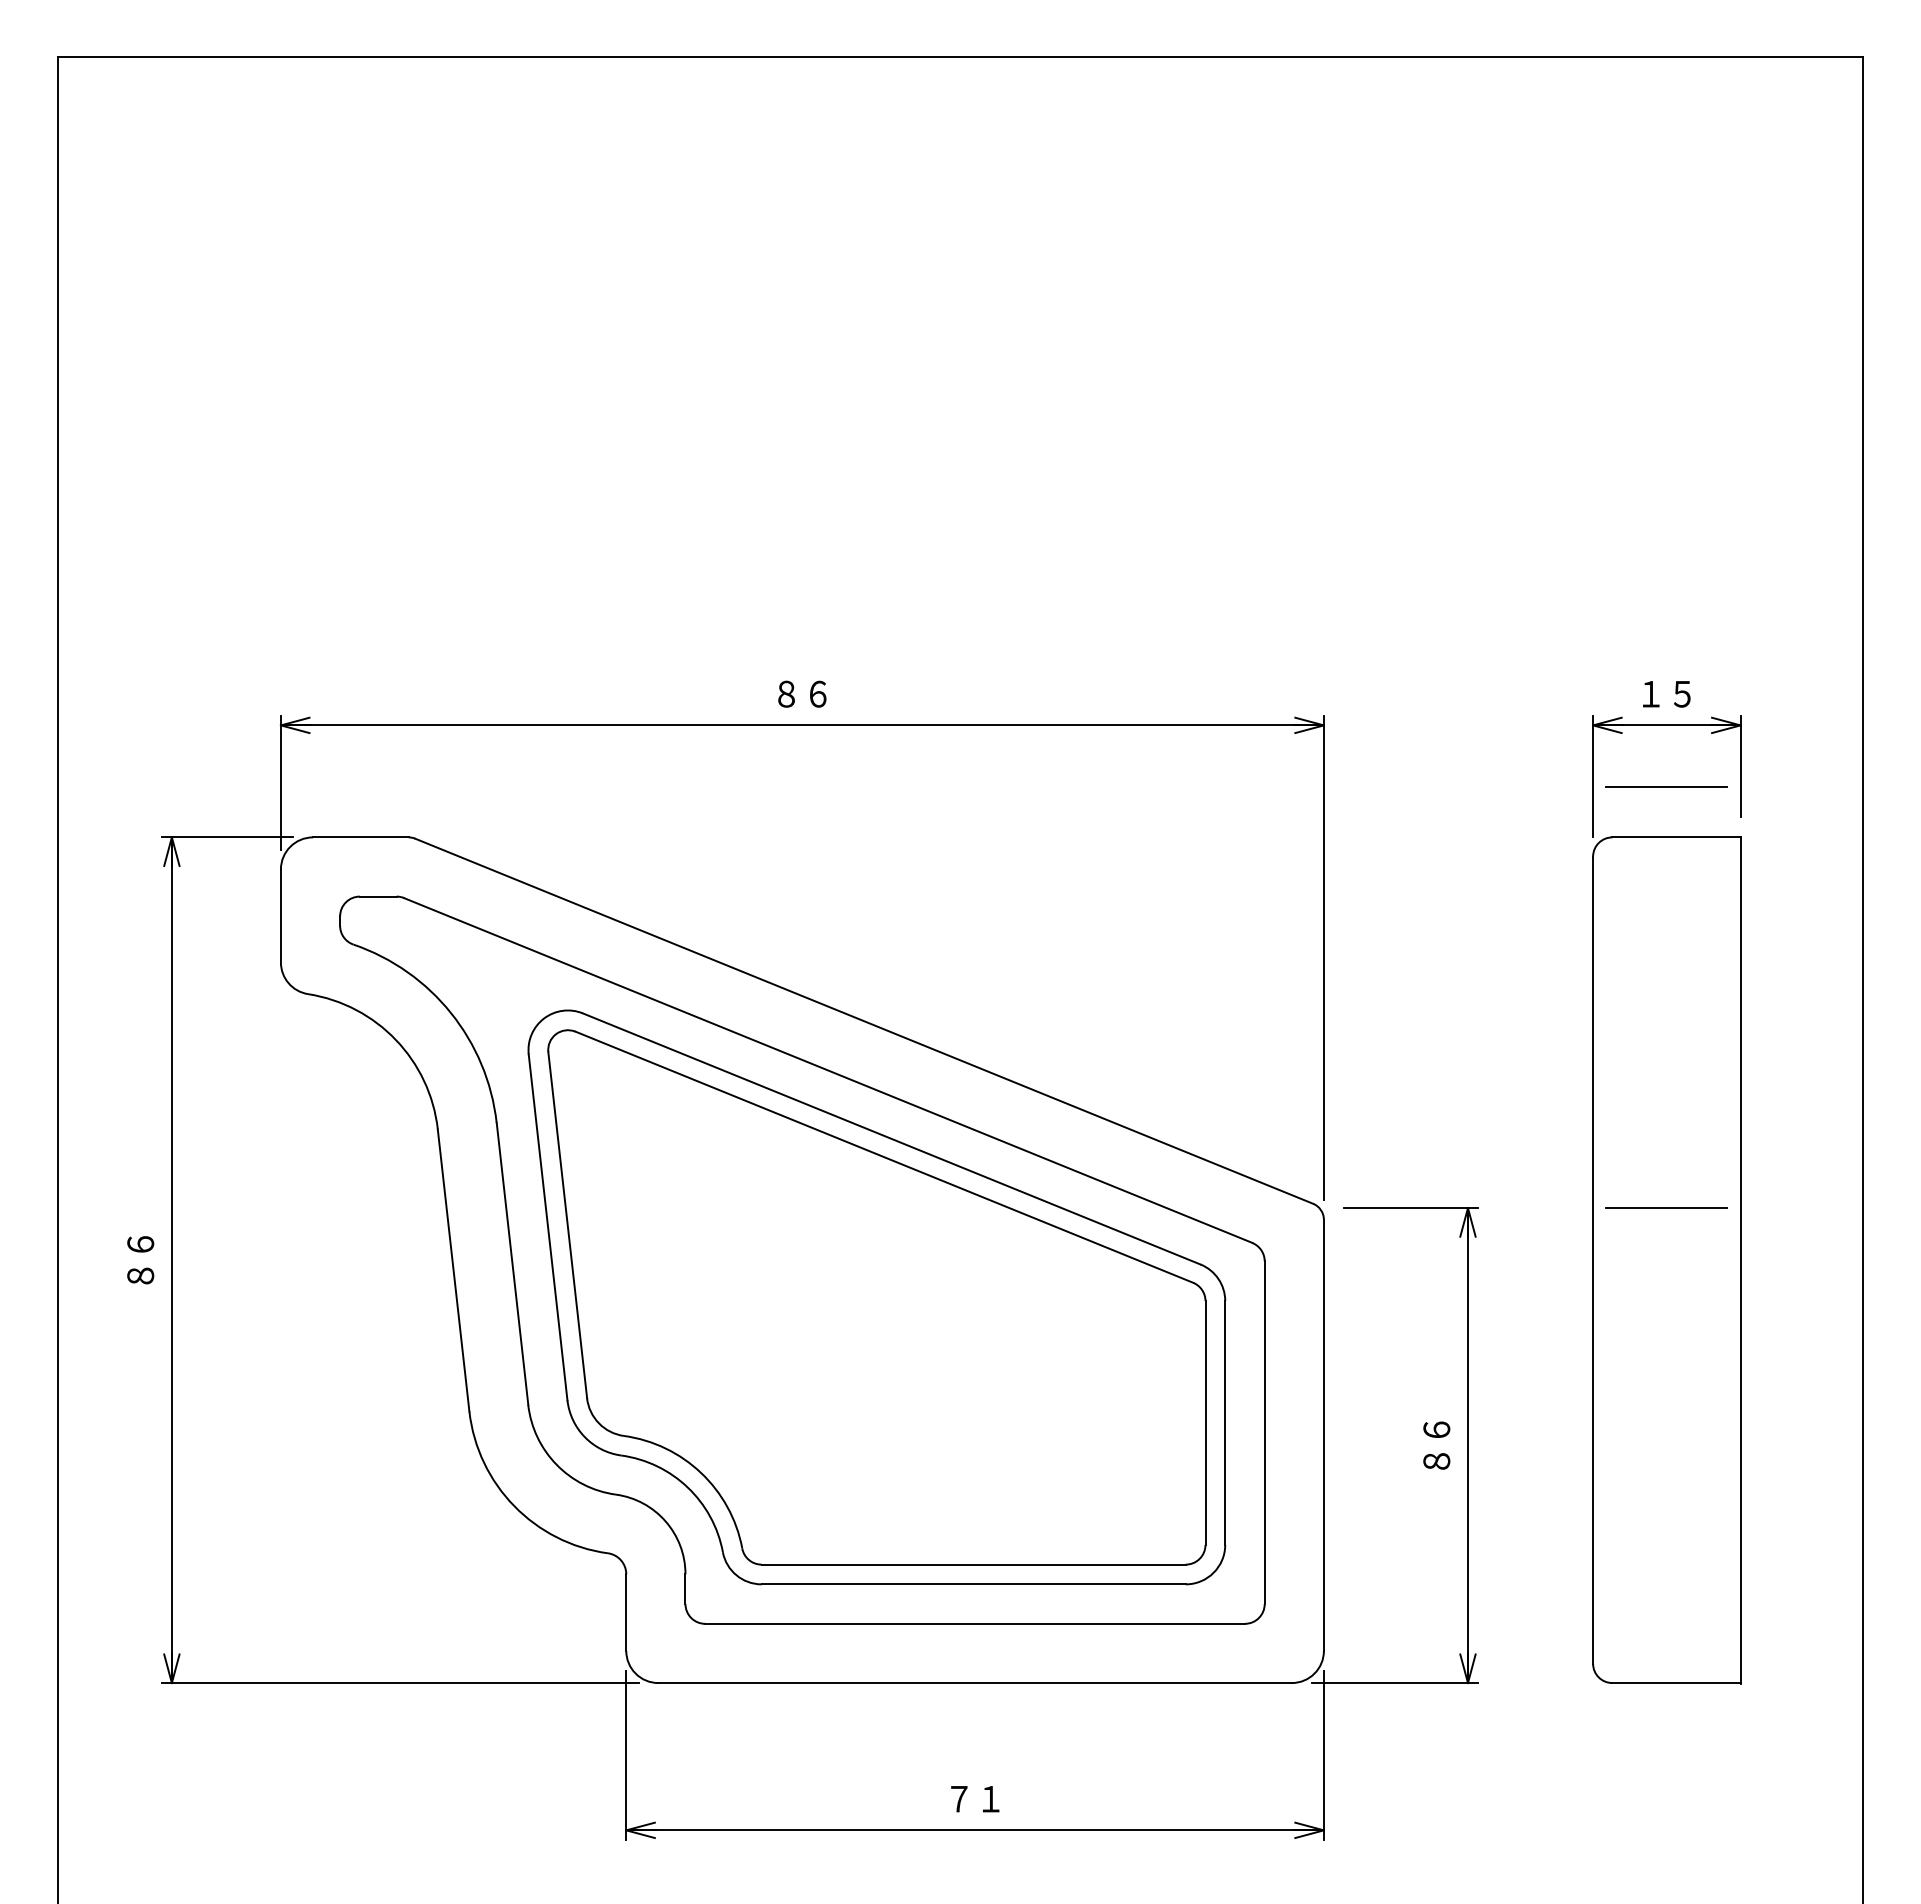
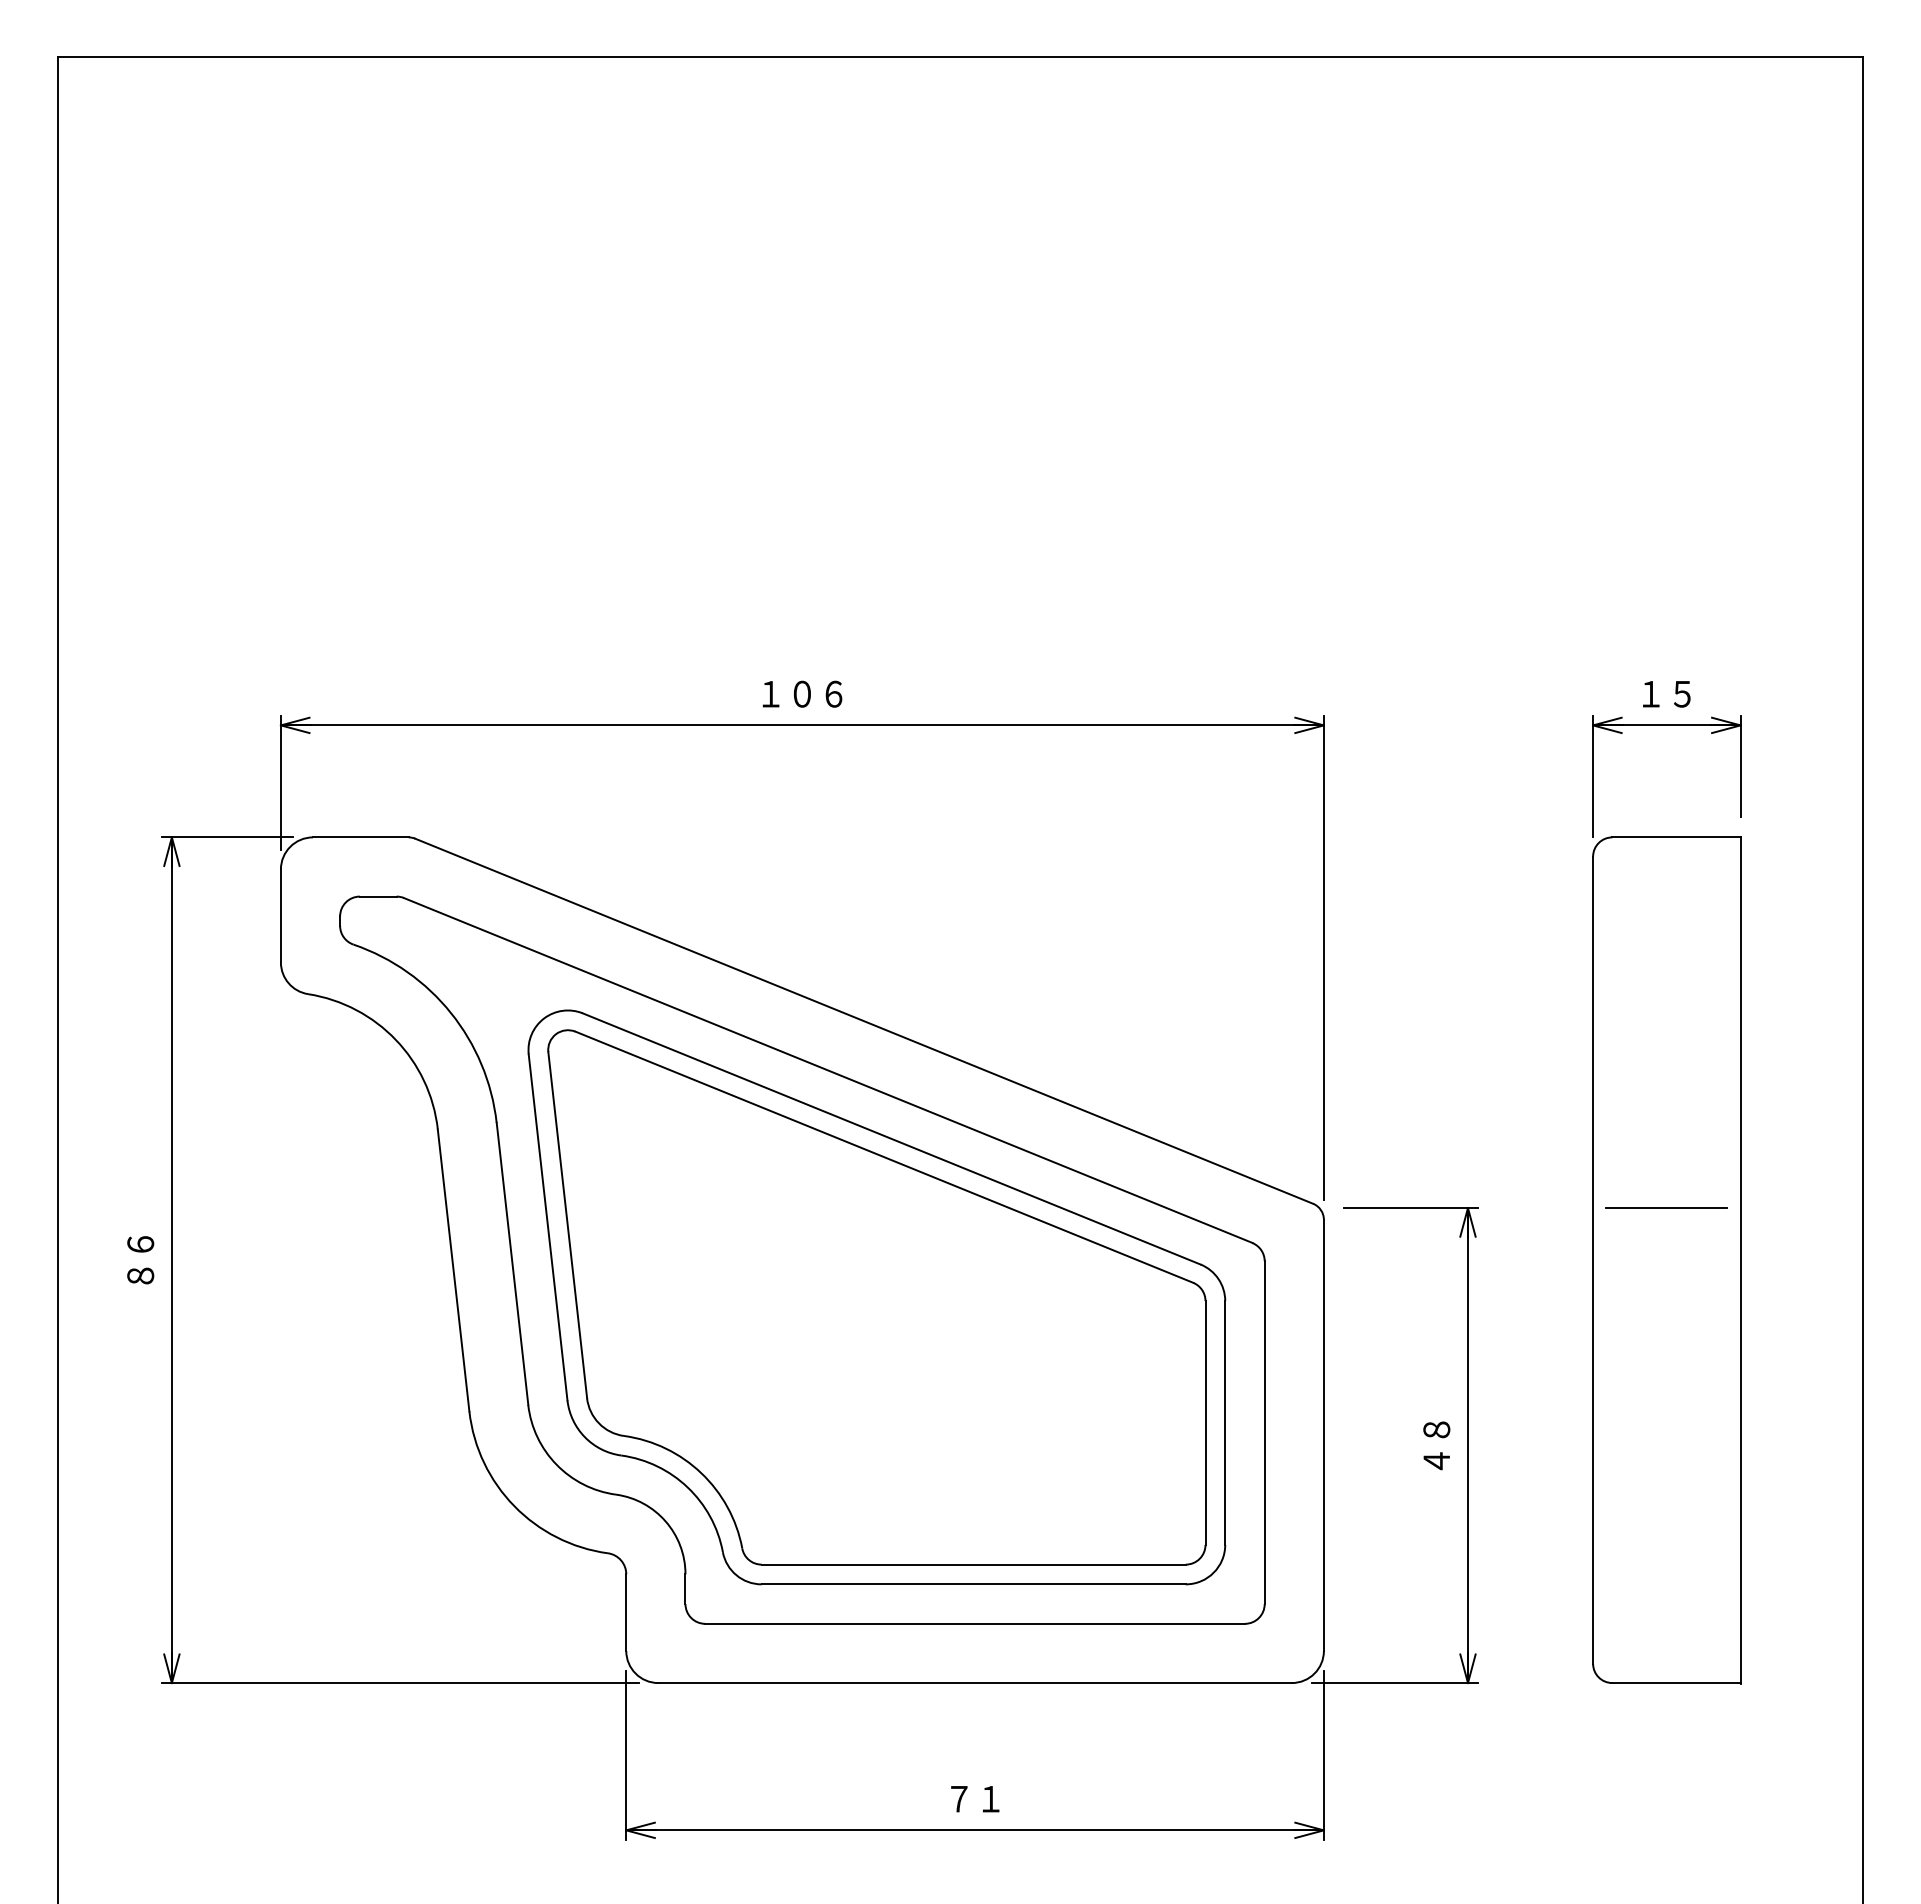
text: ８６ -> １０６ (802, 693)
line: present -> none (1666, 786)
text: ８６ -> ４８ (1436, 1445)
